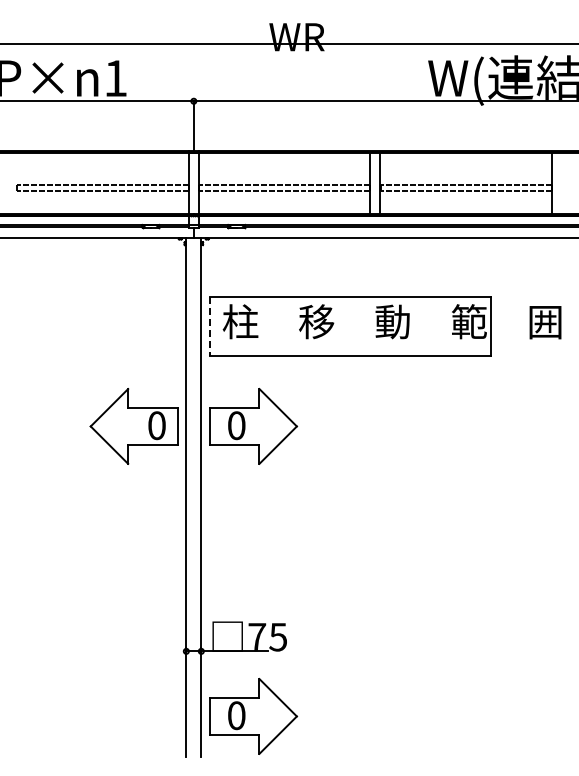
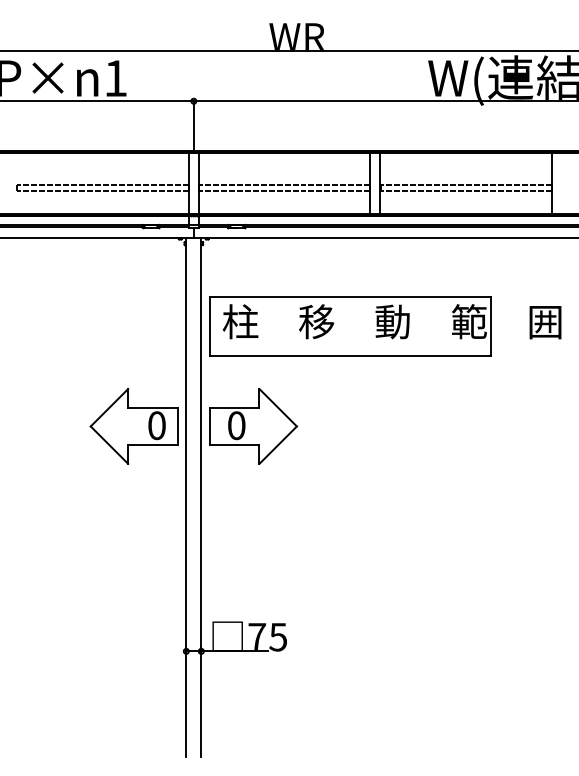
line position: (288, 44) -> (288, 51) (288, 51)
line: dashed -> solid (209, 327)
part: present -> none (253, 716)
